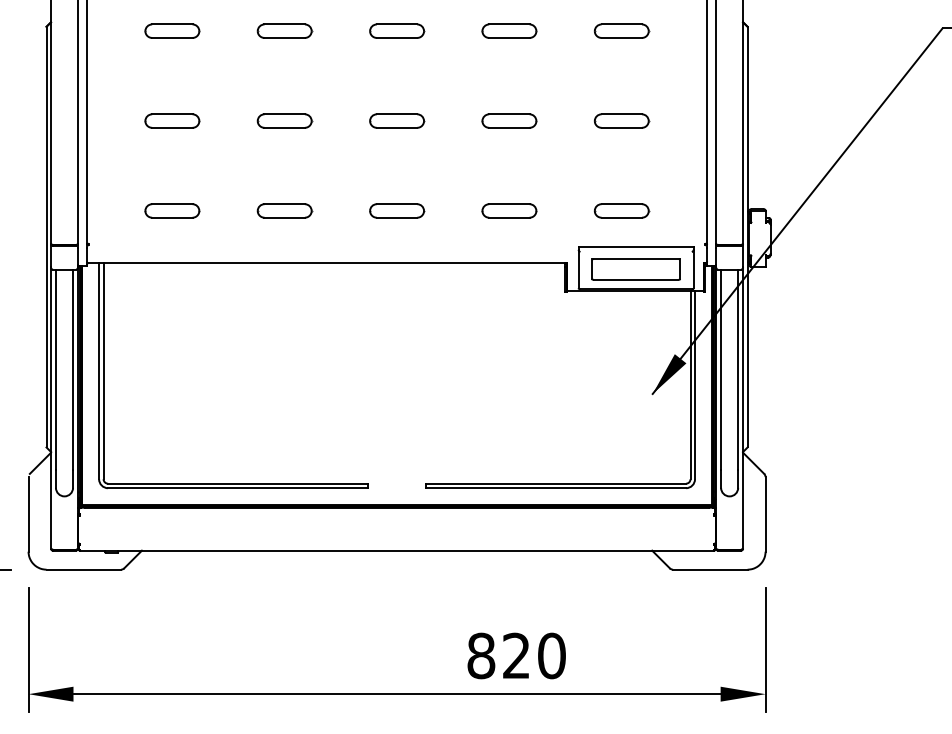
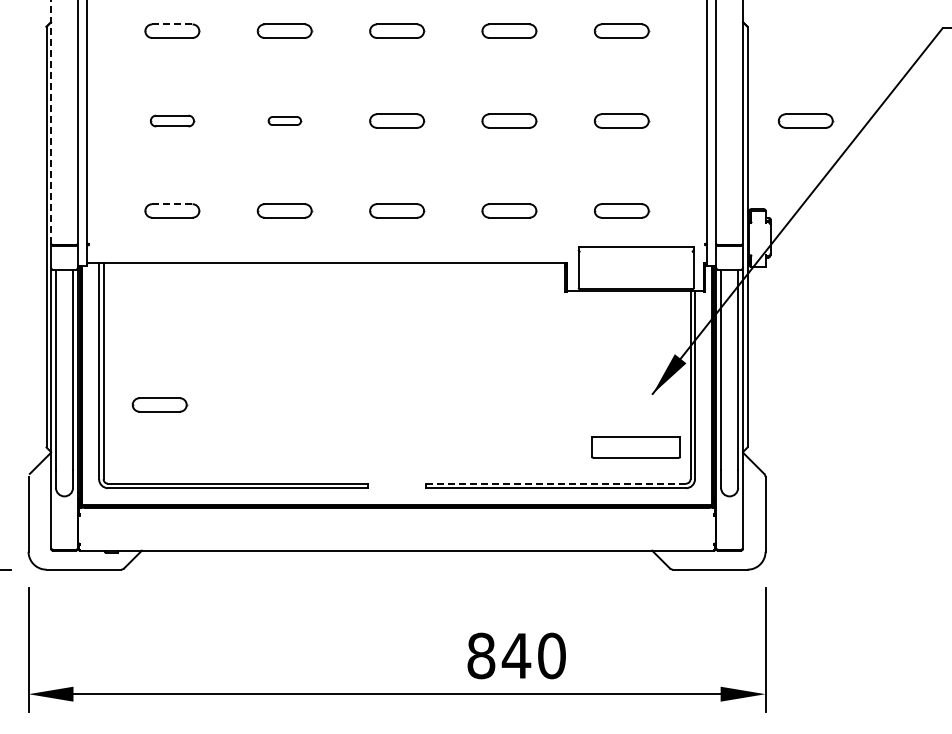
line: solid -> dashed (172, 24)
part size: 57x16 px -> 46x14 px (172, 120)
part size: 58x16 px -> 36x10 px (284, 120)
part: none -> present (806, 120)
line: solid -> dashed (51, 122)
line: solid -> dashed (172, 204)
part position: (635, 269) -> (635, 447) (635, 447)
part: none -> present (159, 404)
line: solid -> dashed (556, 483)
text: 820 -> 840 (516, 655)
